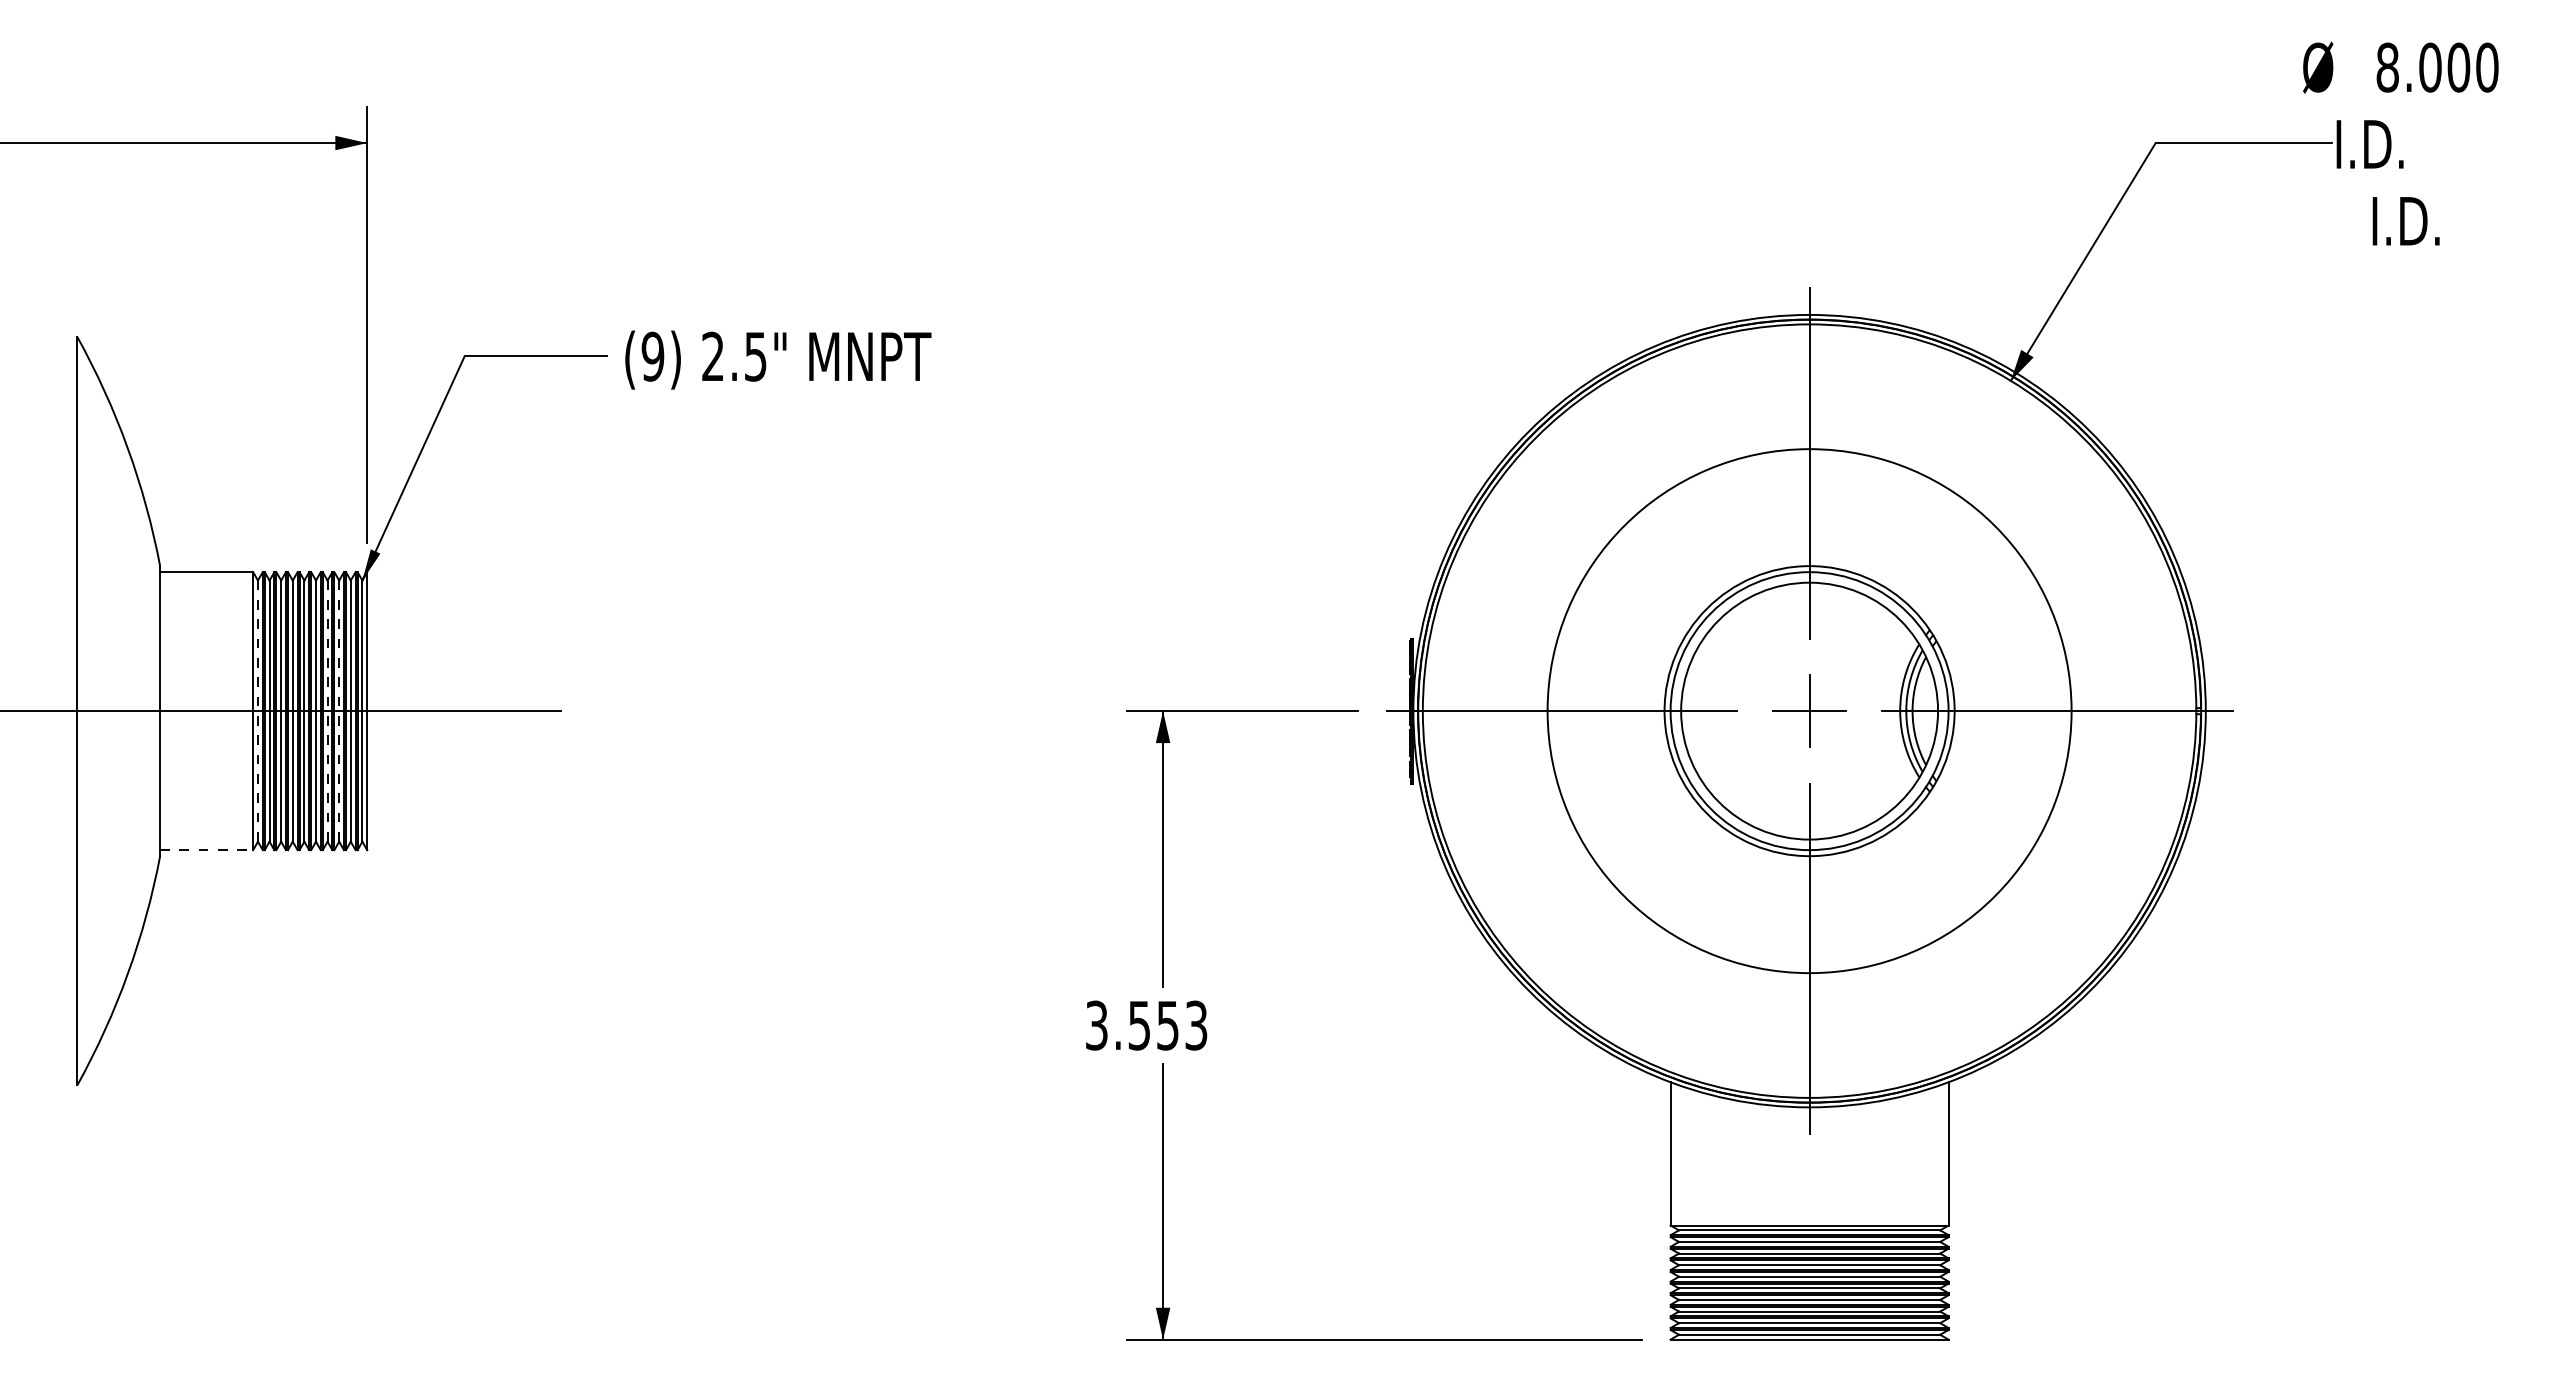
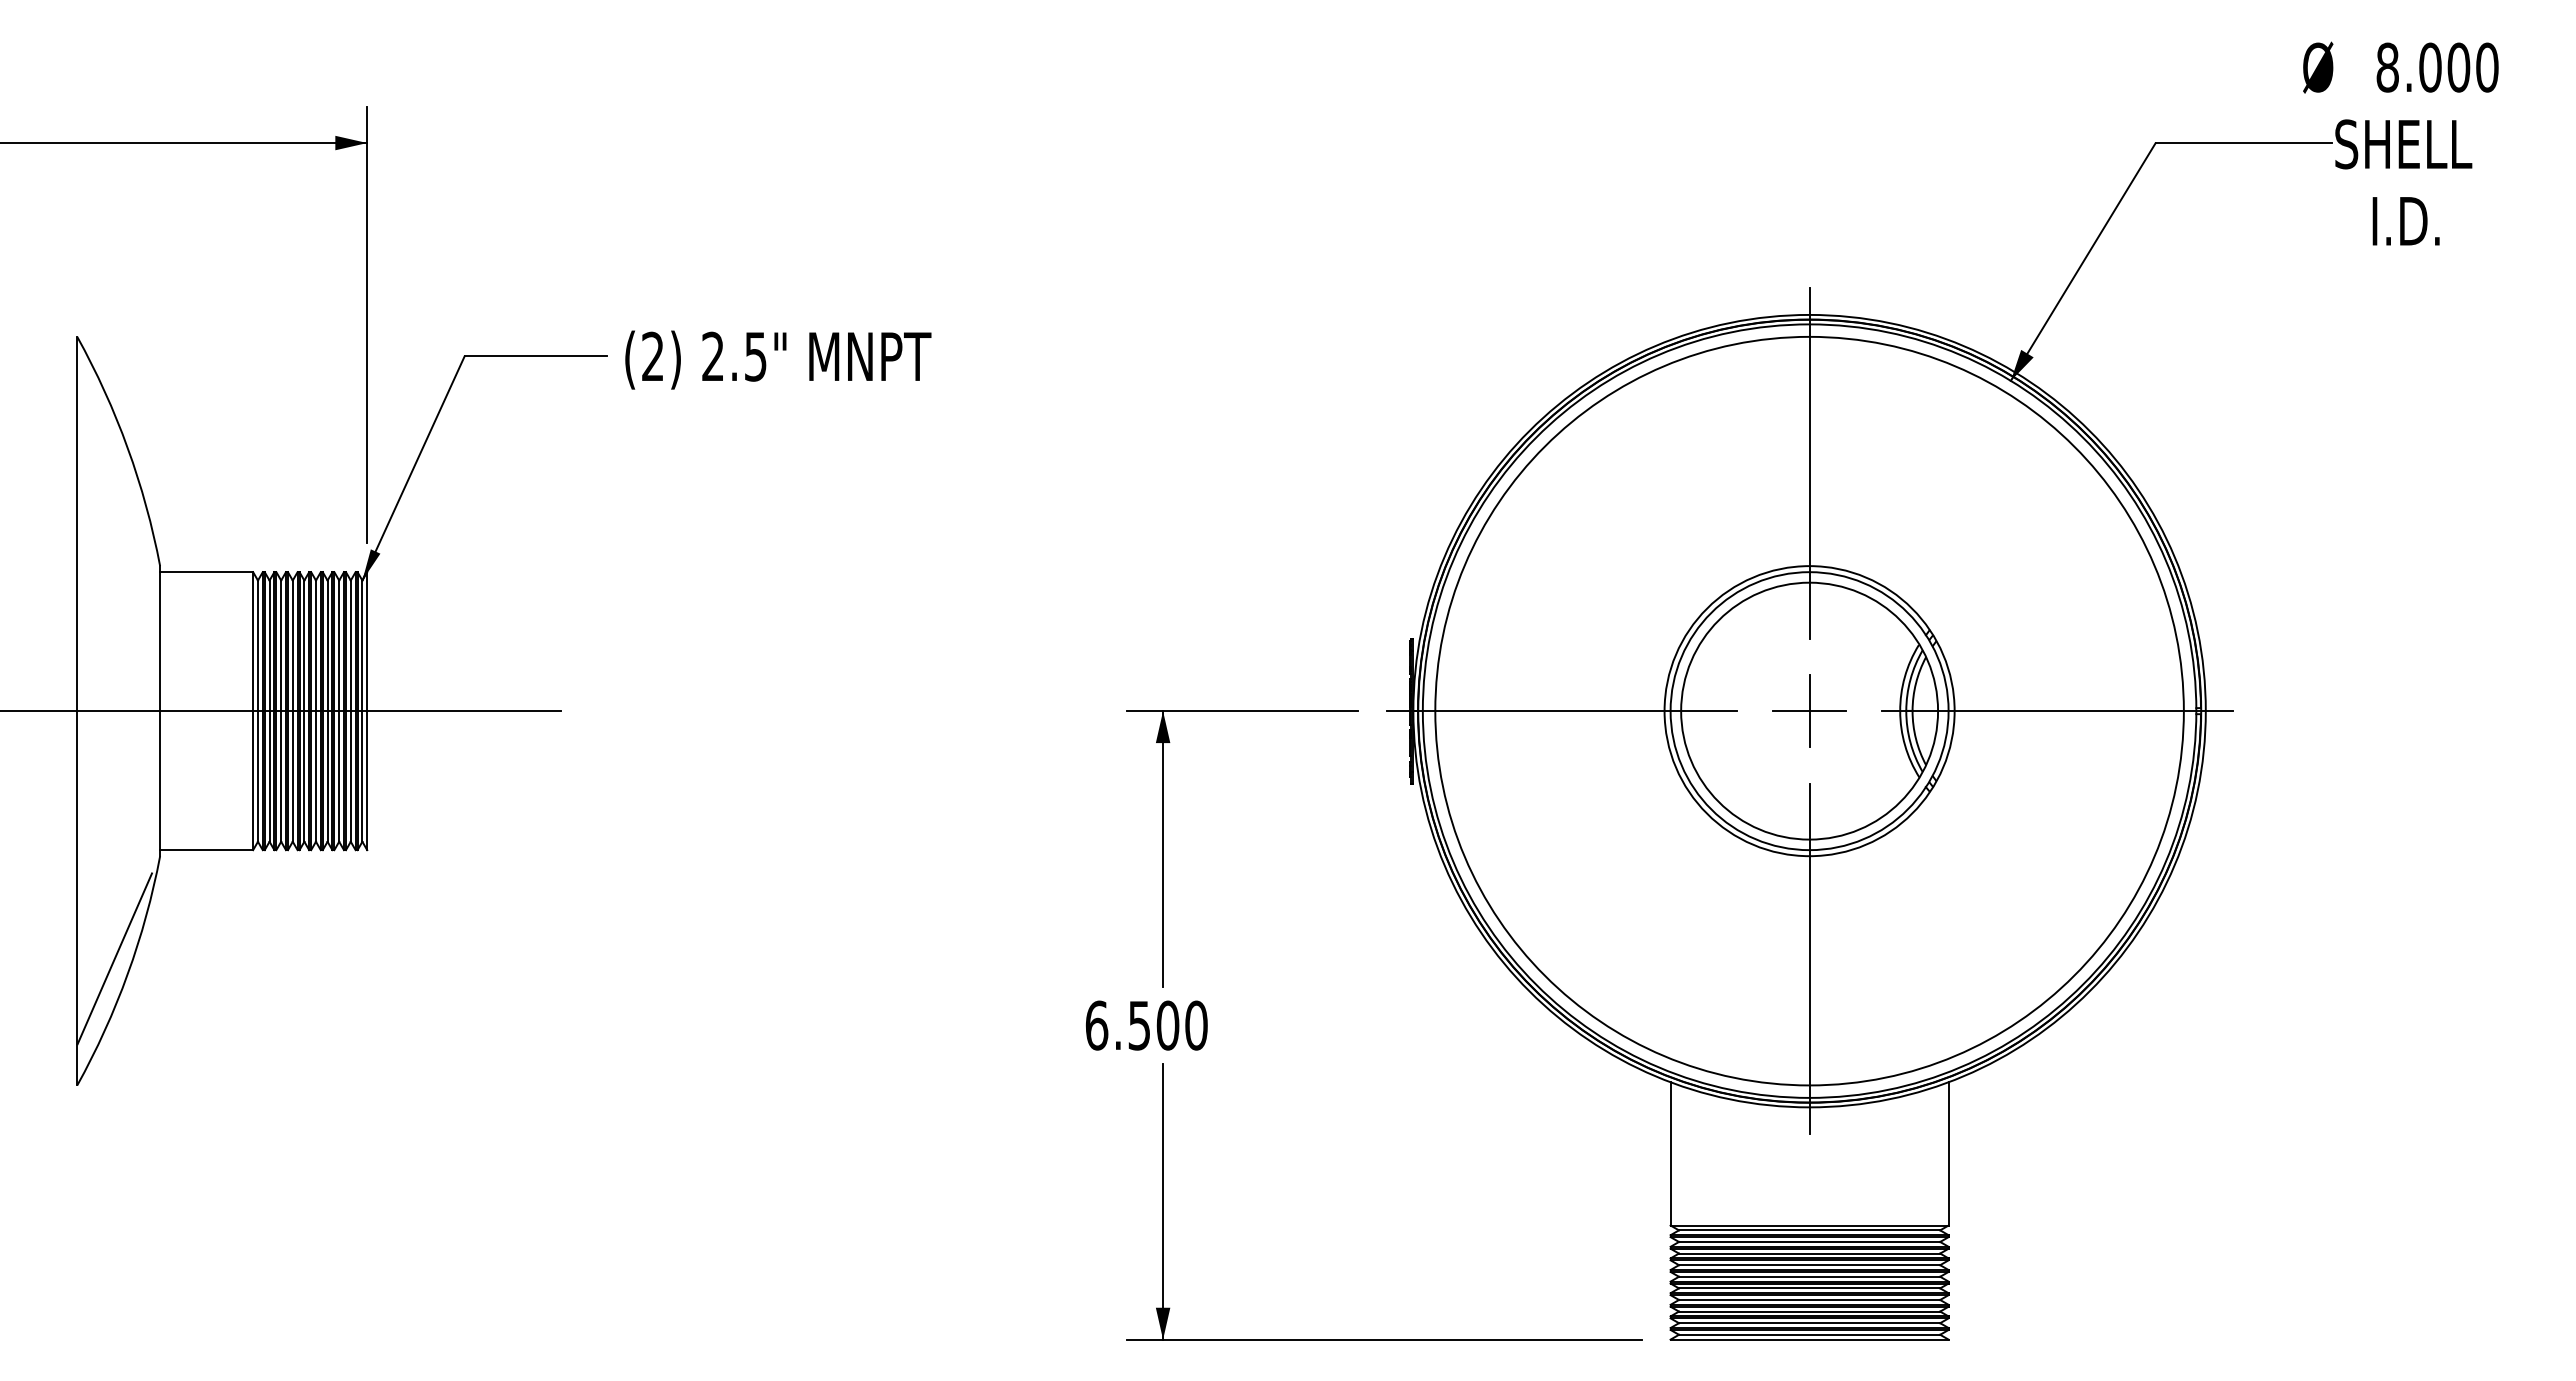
text: I.D. -> SHELL (2403, 144)
text: (9) -> (2) (652, 356)
line: dashed -> solid (257, 711)
line: dashed -> solid (327, 711)
line: dashed -> solid (339, 711)
circle diameter: 524 px -> 749 px (1809, 710)
line: dashed -> solid (206, 850)
line: none -> present (114, 958)
text: 3.553 -> 6.500 (1146, 1025)
